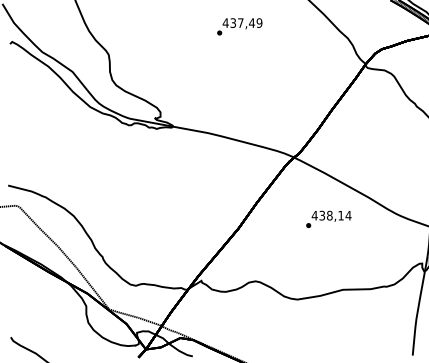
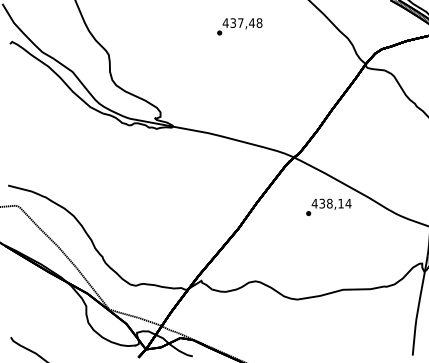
text: 437,49 -> 437,48 (259, 22)
text position: (328, 219) -> (328, 207) (328, 207)
